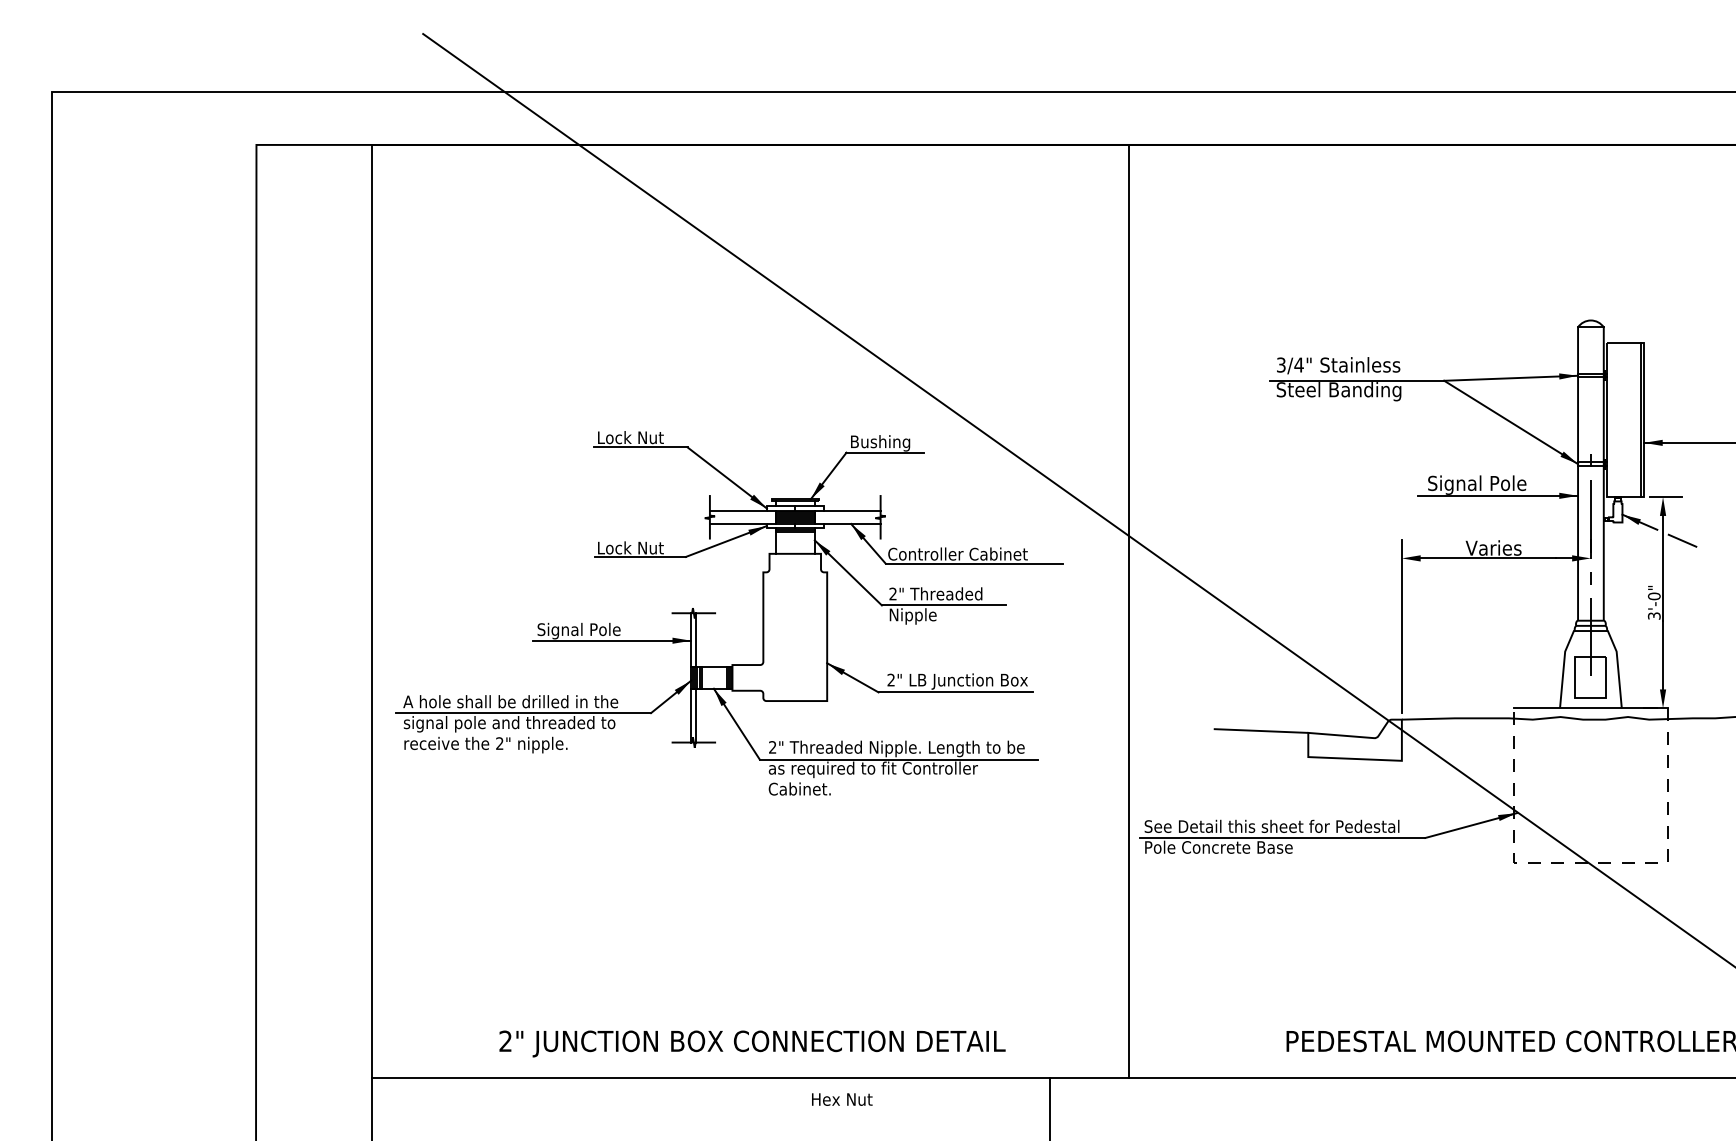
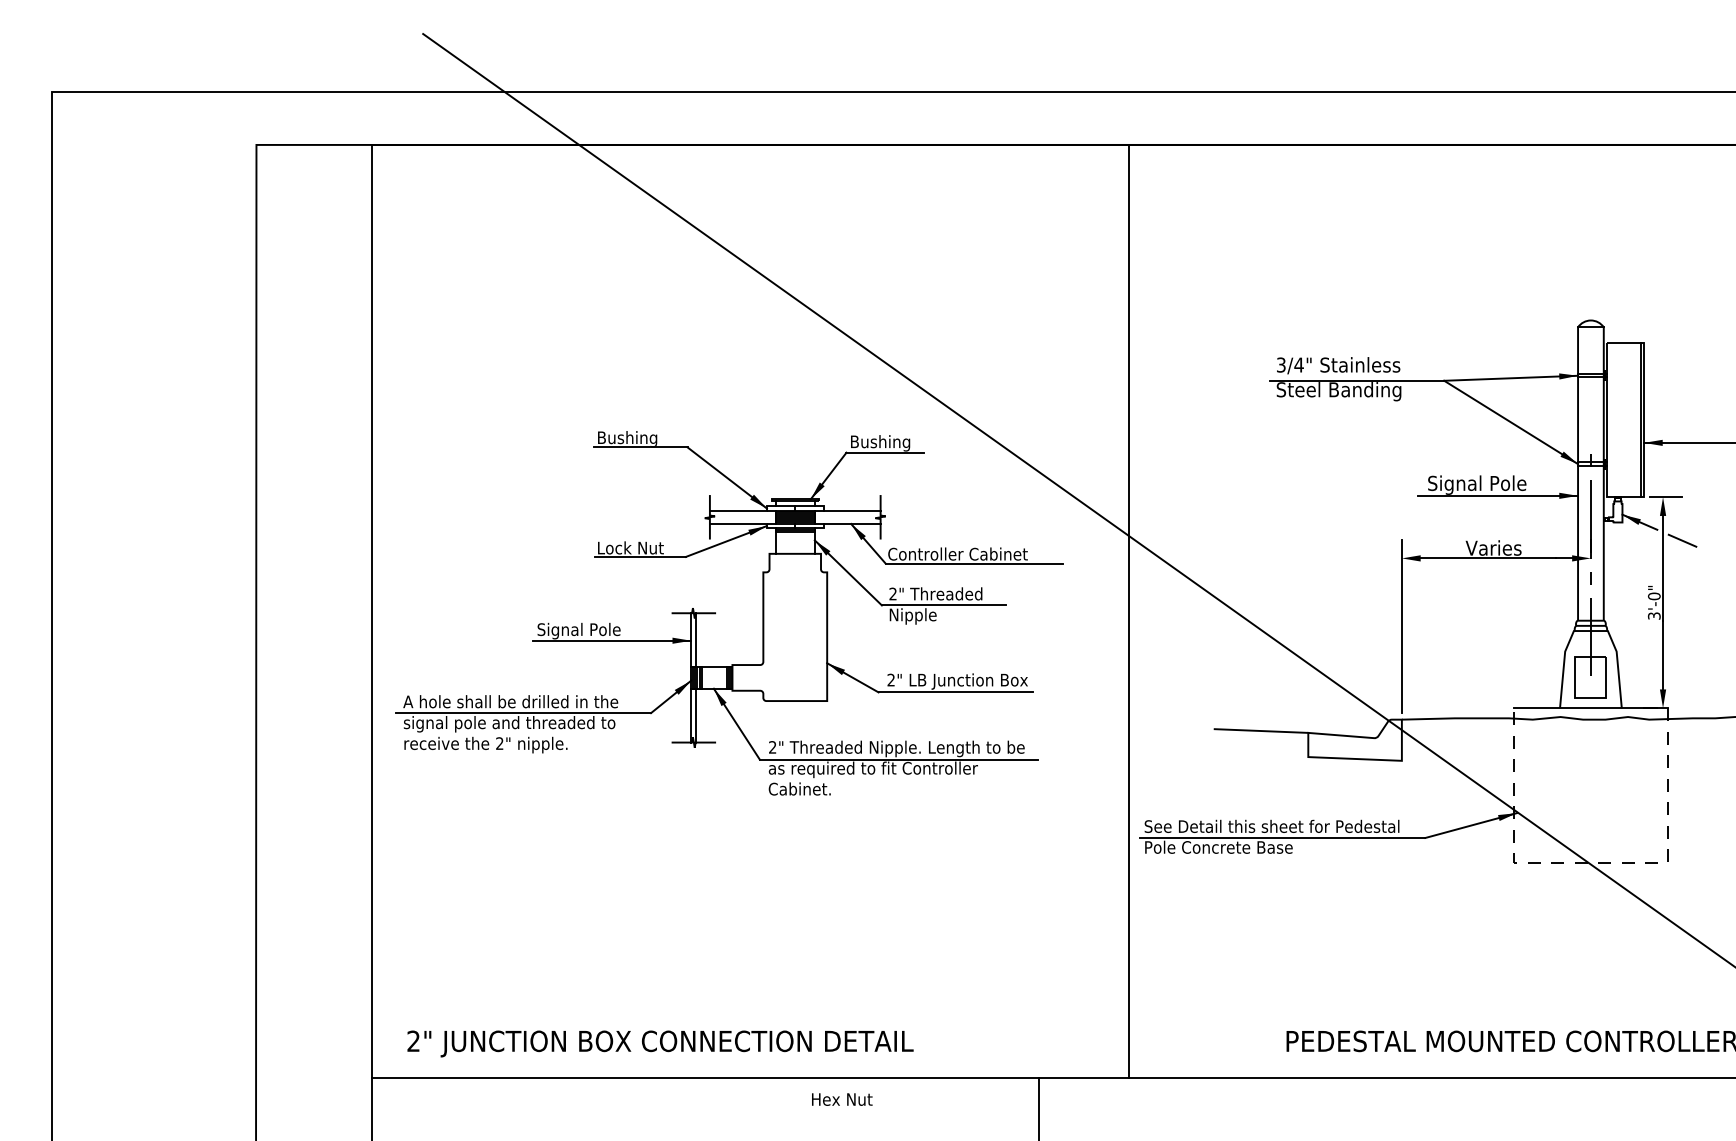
text: Lock Nut -> Bushing (631, 438)
text position: (752, 1043) -> (660, 1043) (660, 1043)
line position: (1049, 1107) -> (1038, 1107) (1038, 1107)
